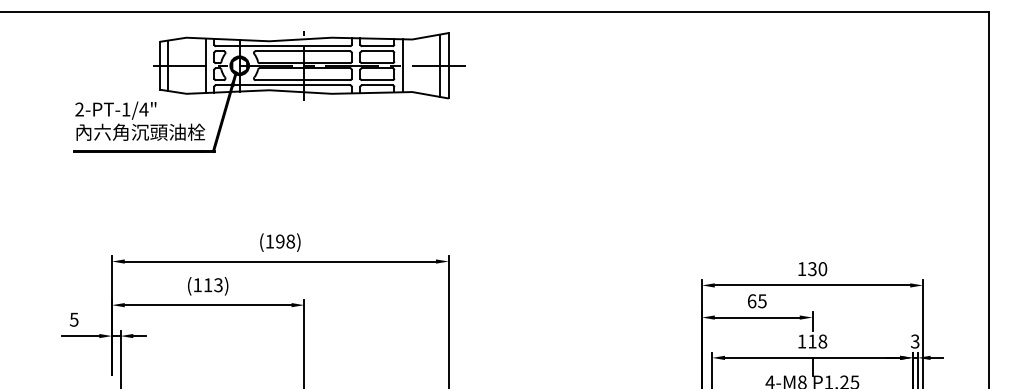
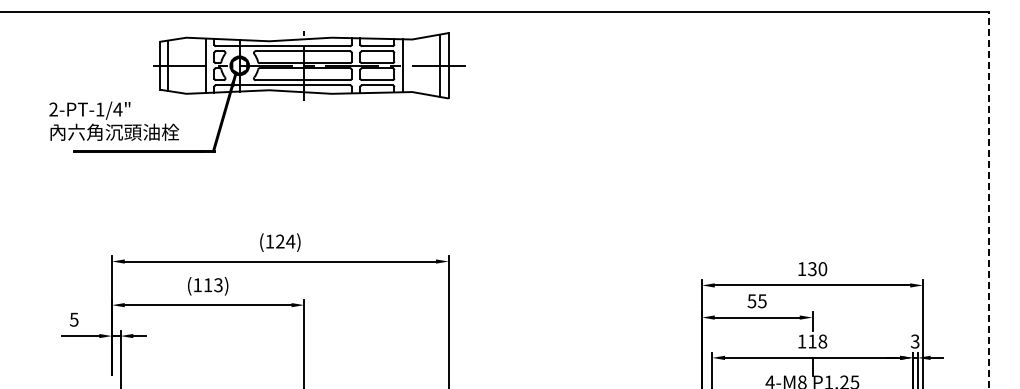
text position: (140, 120) -> (114, 120) (114, 120)
line: solid -> dashed (989, 199)
text: (198) -> (124) (285, 241)
text: 65 -> 55 (751, 301)
